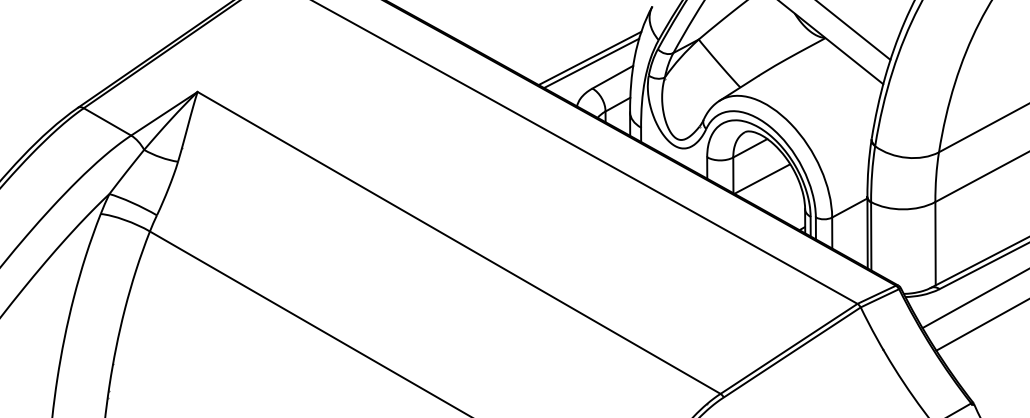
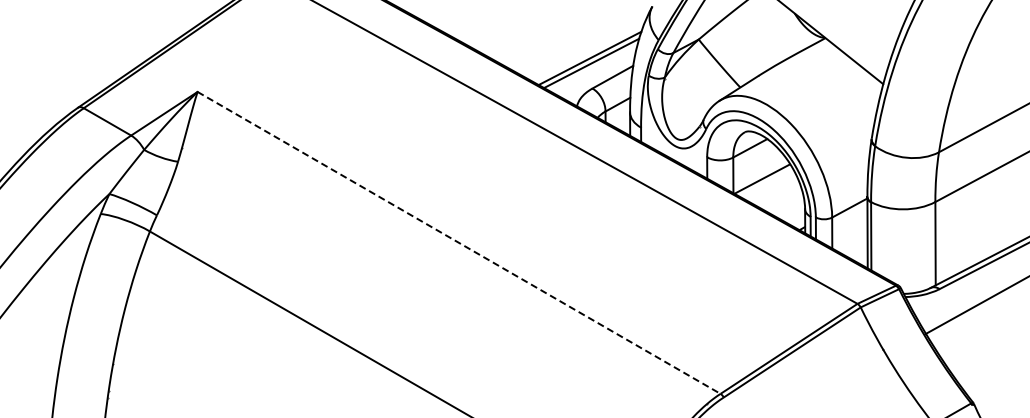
line: present -> none (854, 30)
line: solid -> dashed (459, 242)
line position: (974, 299) -> (975, 306) (975, 306)
line: present -> none (981, 325)
